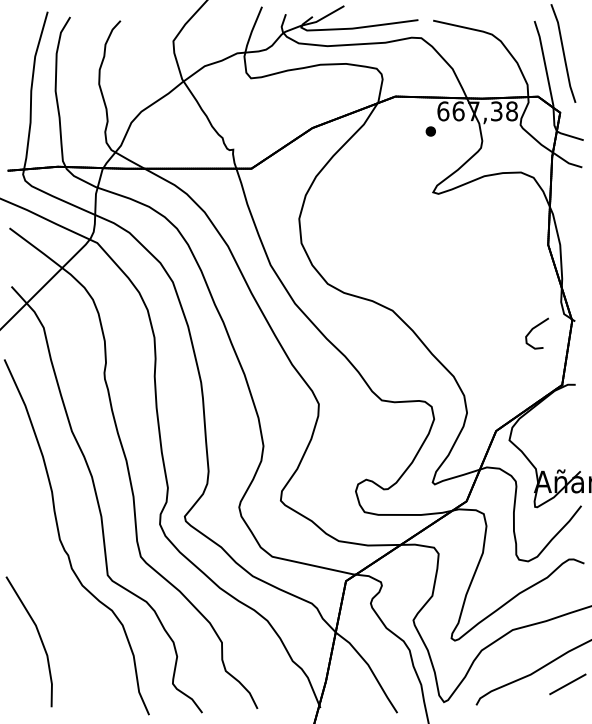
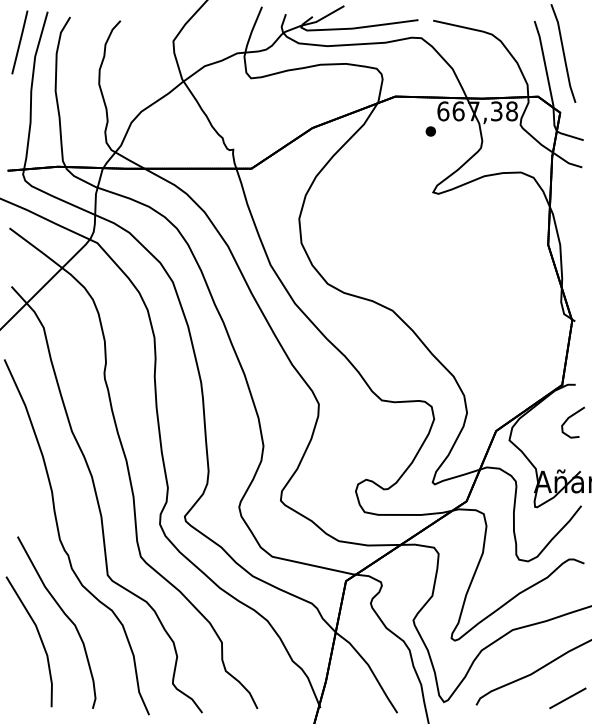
line: none -> present (19, 42)
curve position: (533, 329) -> (569, 418) (569, 418)
part: none -> present (66, 617)
line position: (567, 684) -> (567, 698) (567, 698)
